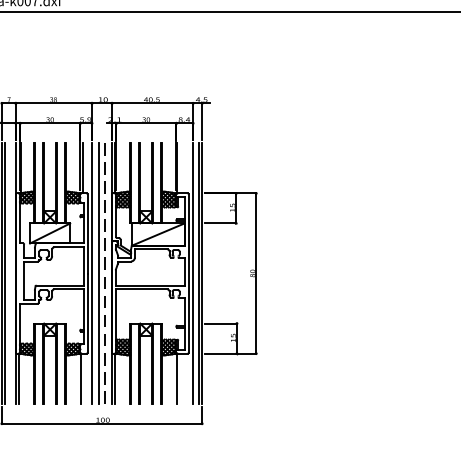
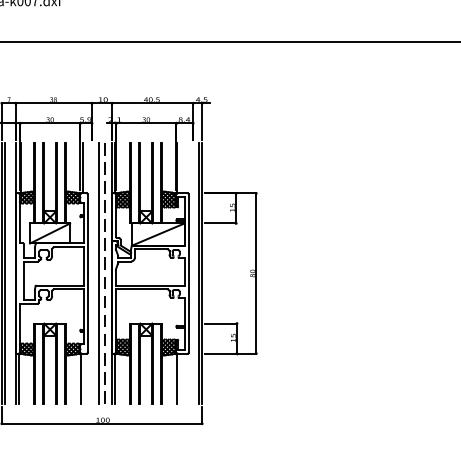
line position: (229, 11) -> (229, 41) (229, 41)
line: present -> none (92, 273)
line: present -> none (193, 273)
